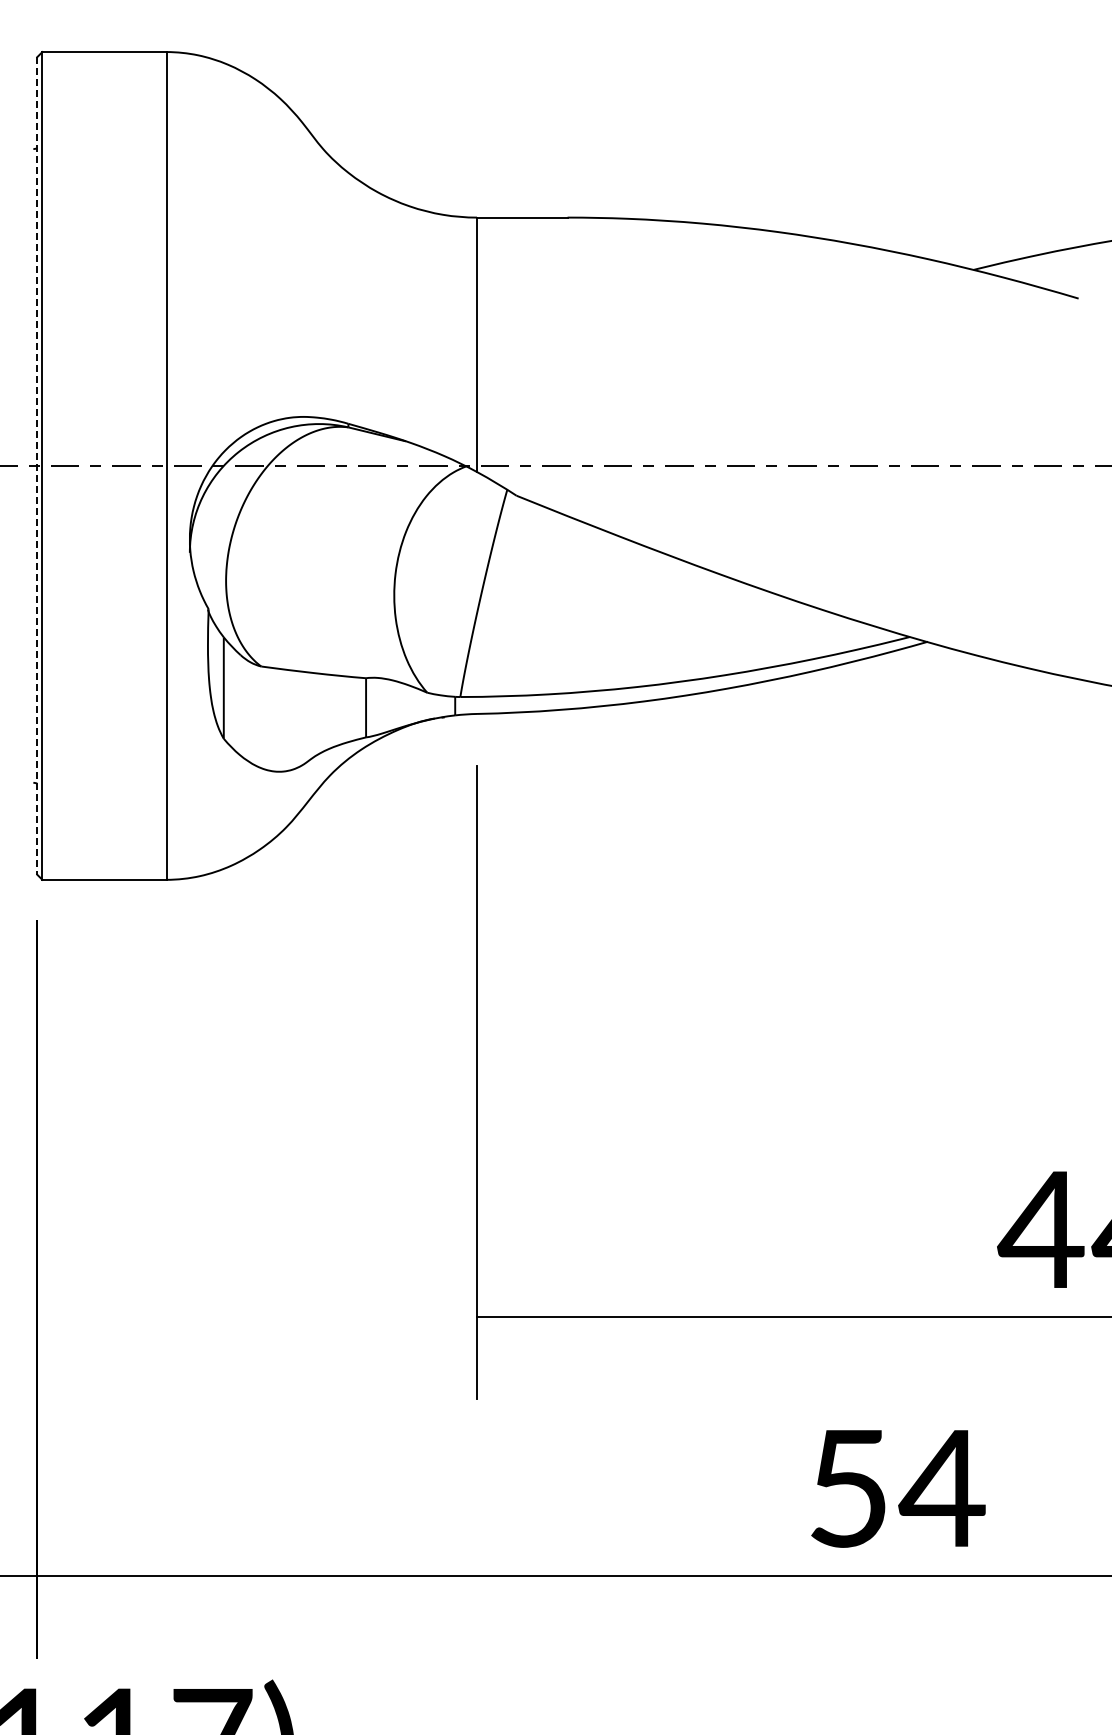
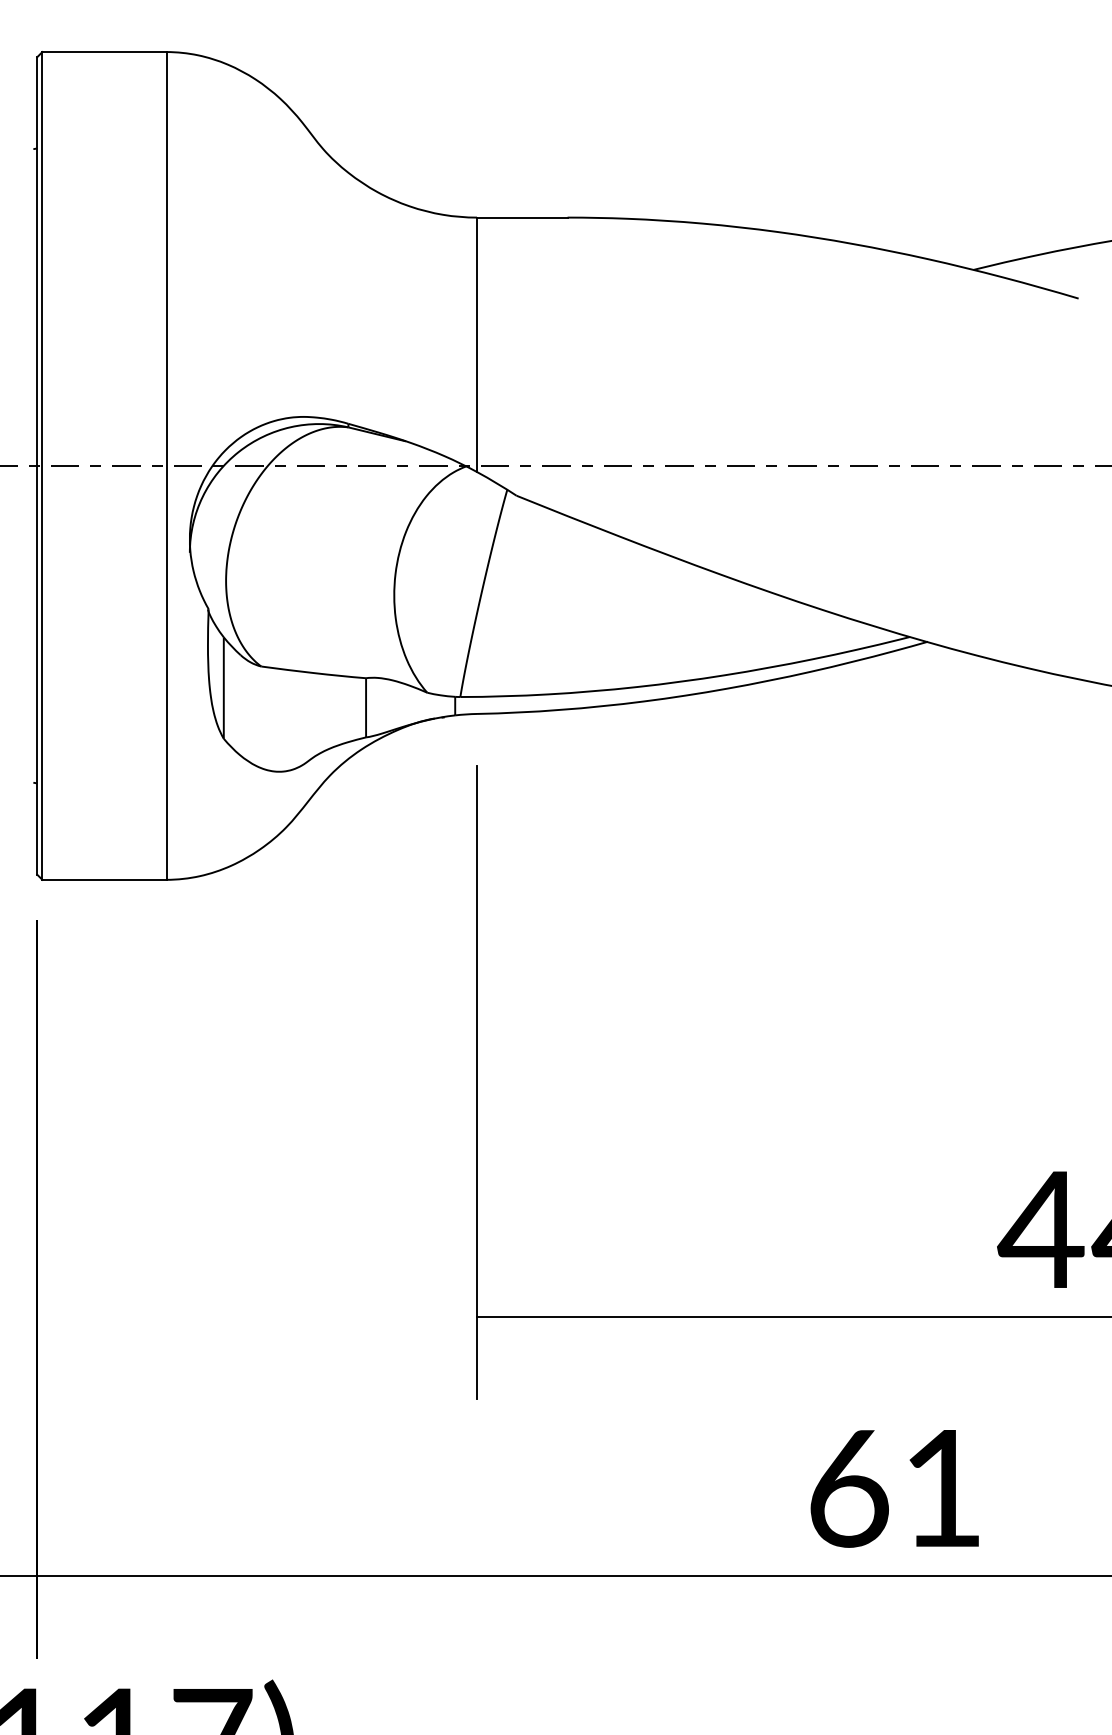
line: dashed -> solid (37, 465)
text: 54 -> 61 (897, 1488)
